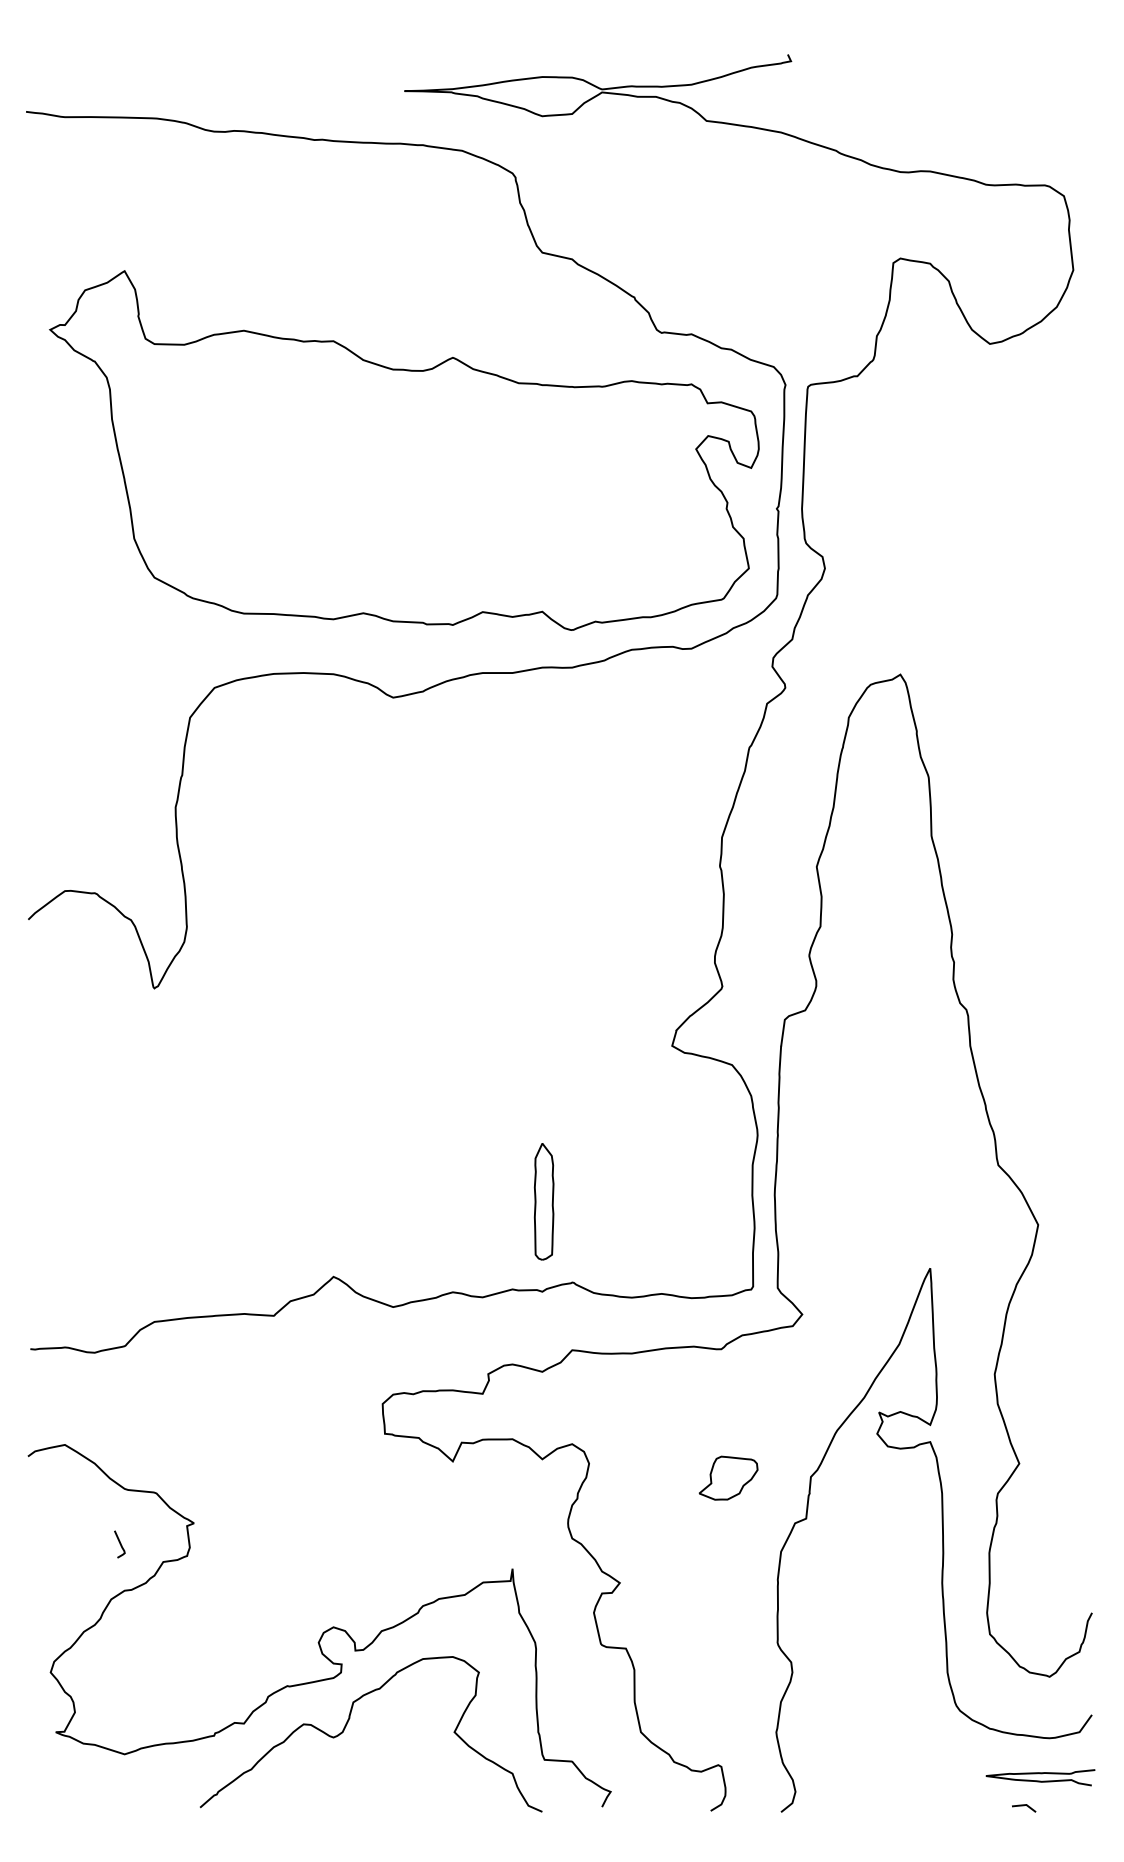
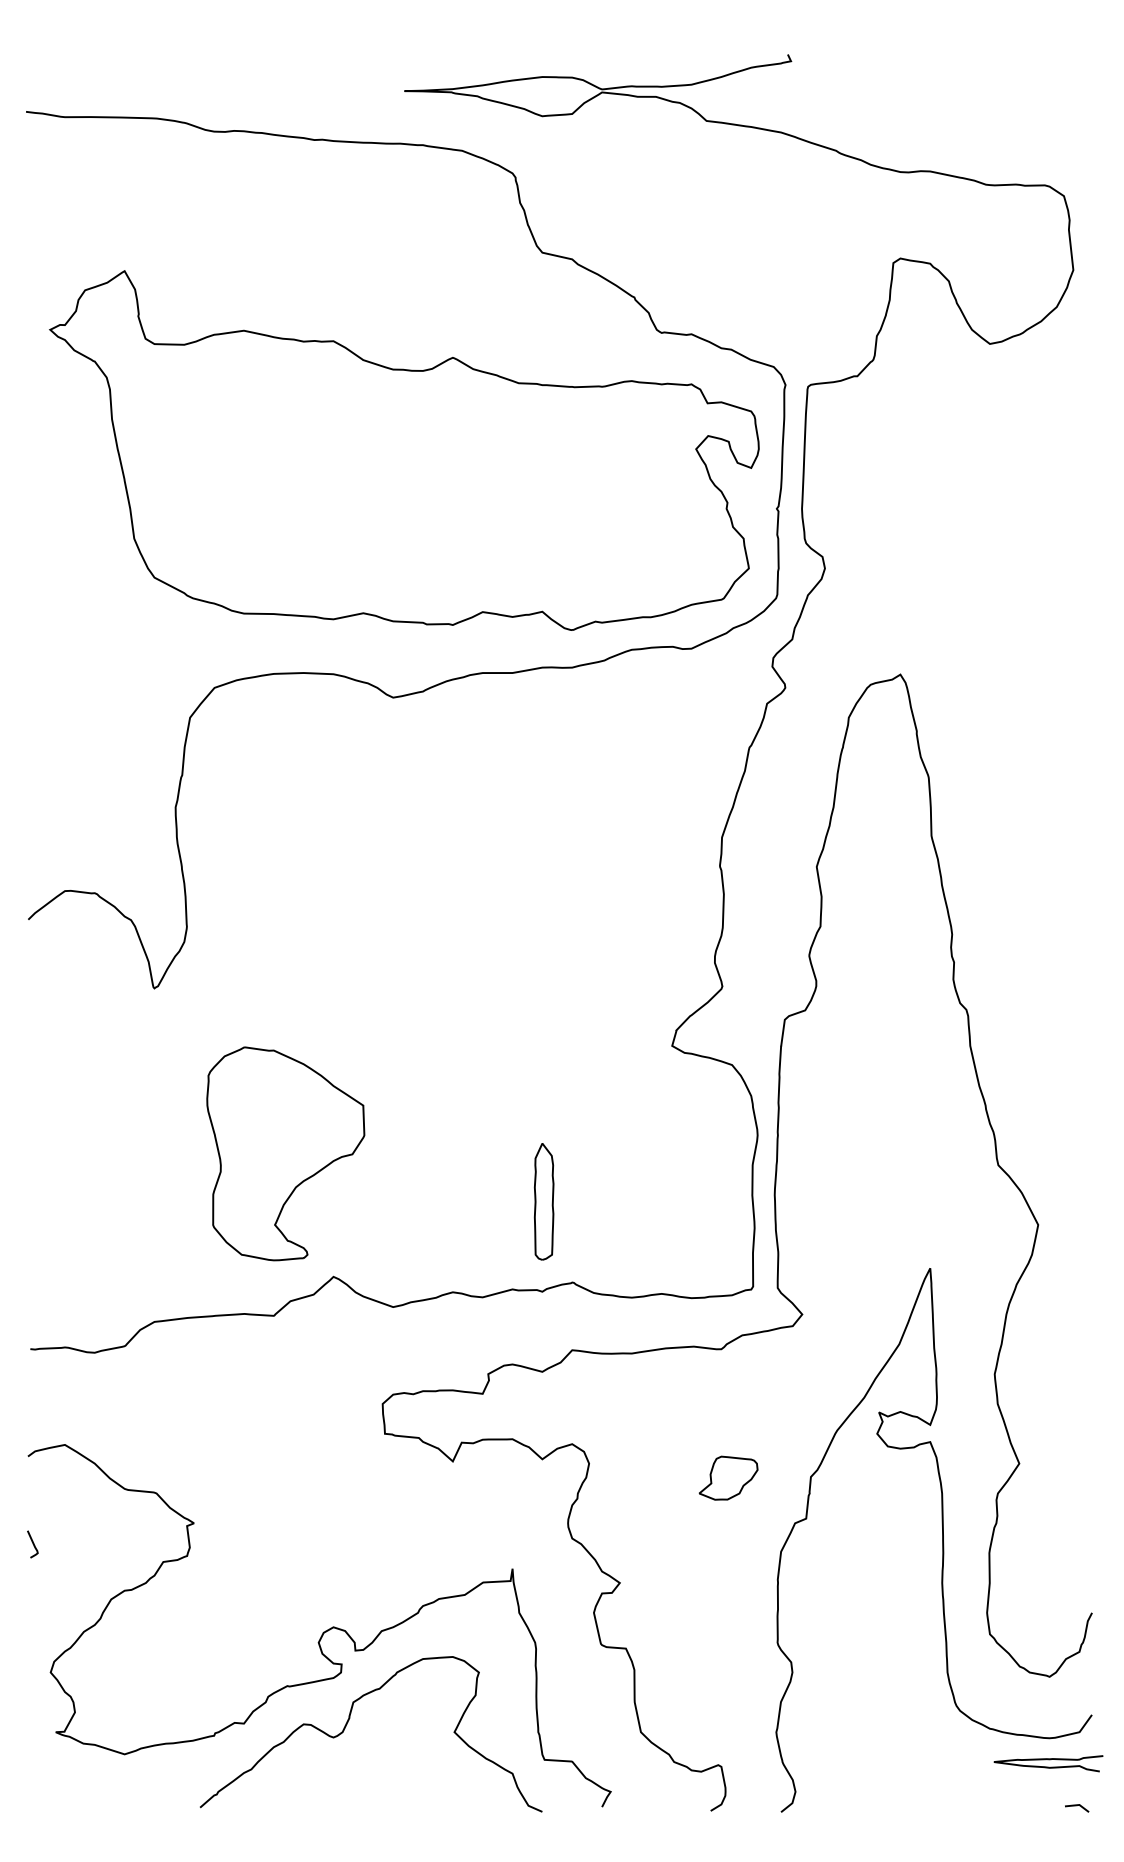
part: none -> present (285, 1153)
curve position: (119, 1544) -> (32, 1544) (32, 1544)
curve position: (1040, 1774) -> (1048, 1760) (1048, 1760)
line position: (1024, 1806) -> (1077, 1806) (1077, 1806)
